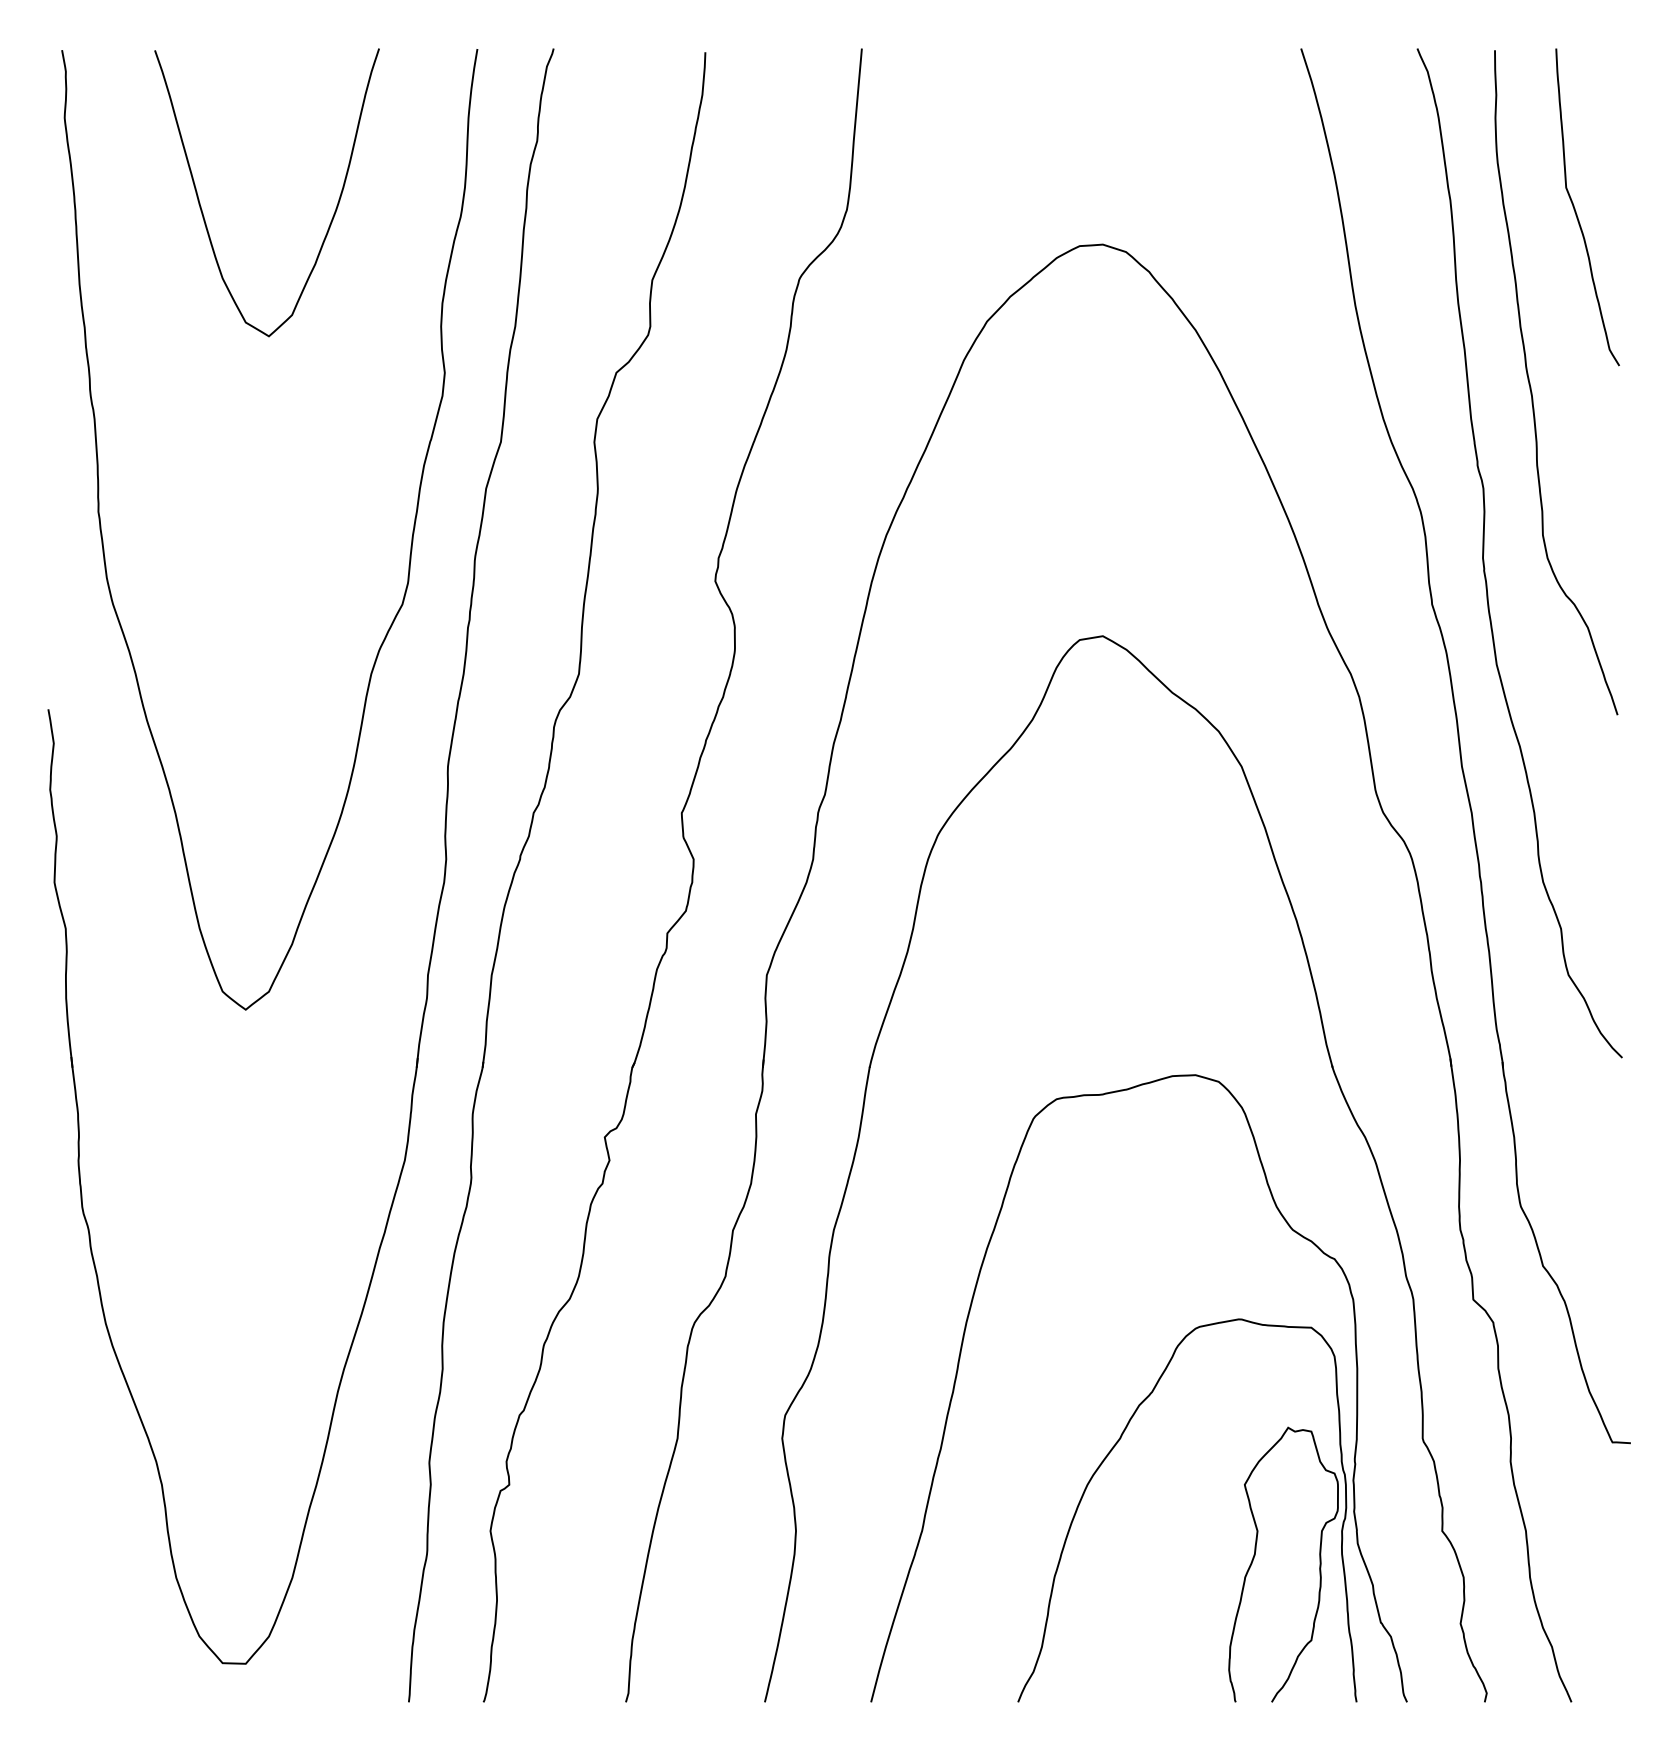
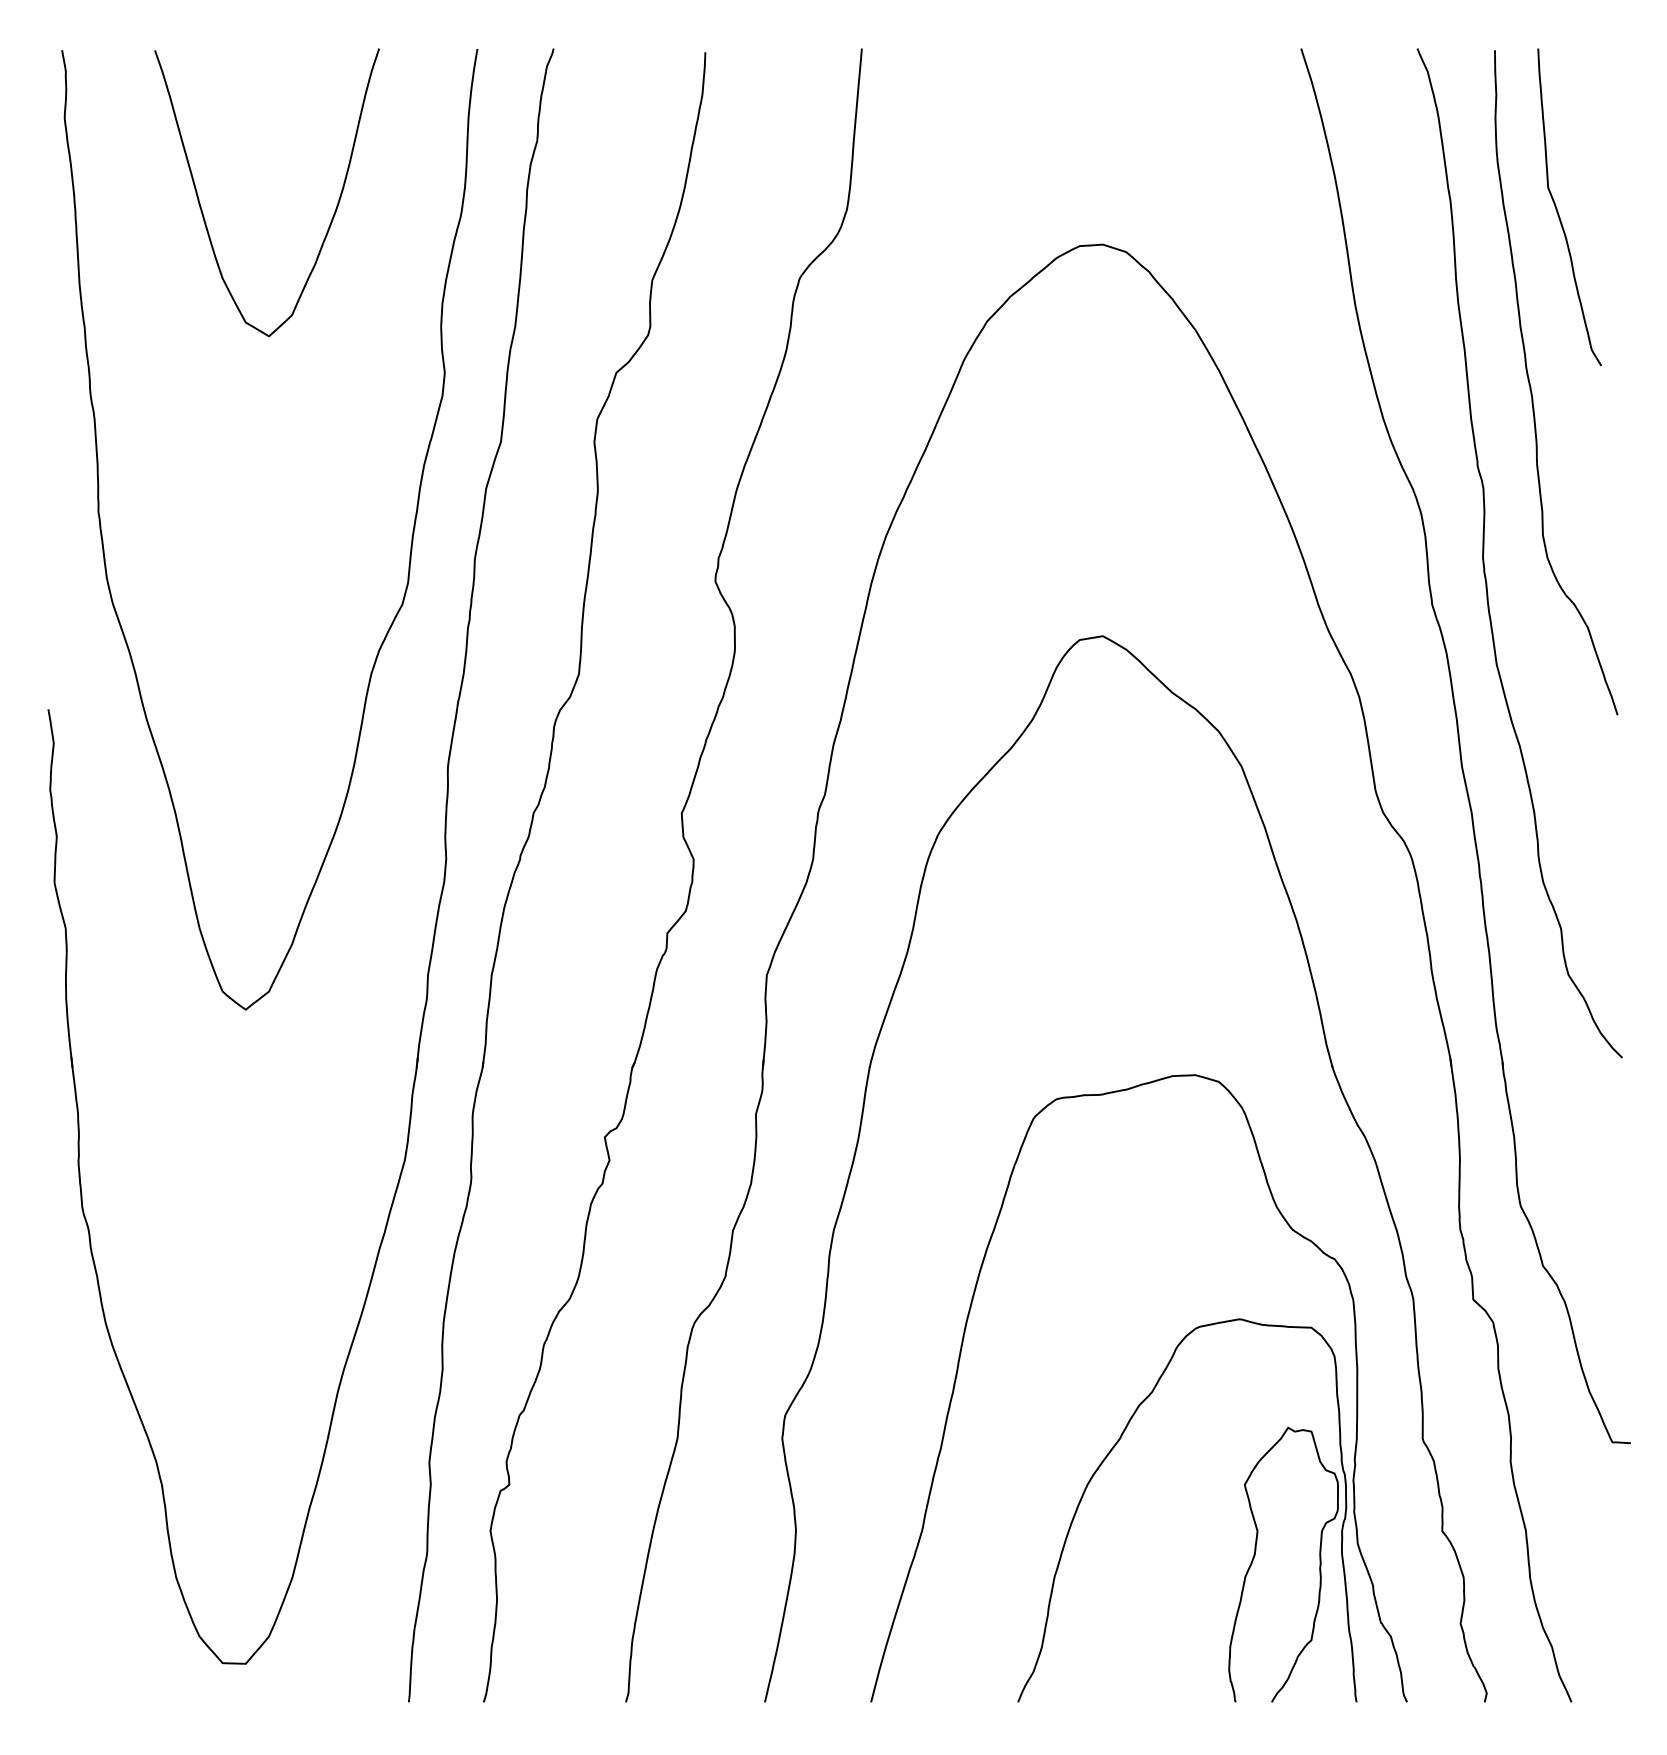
curve position: (1576, 211) -> (1558, 211) (1558, 211)
